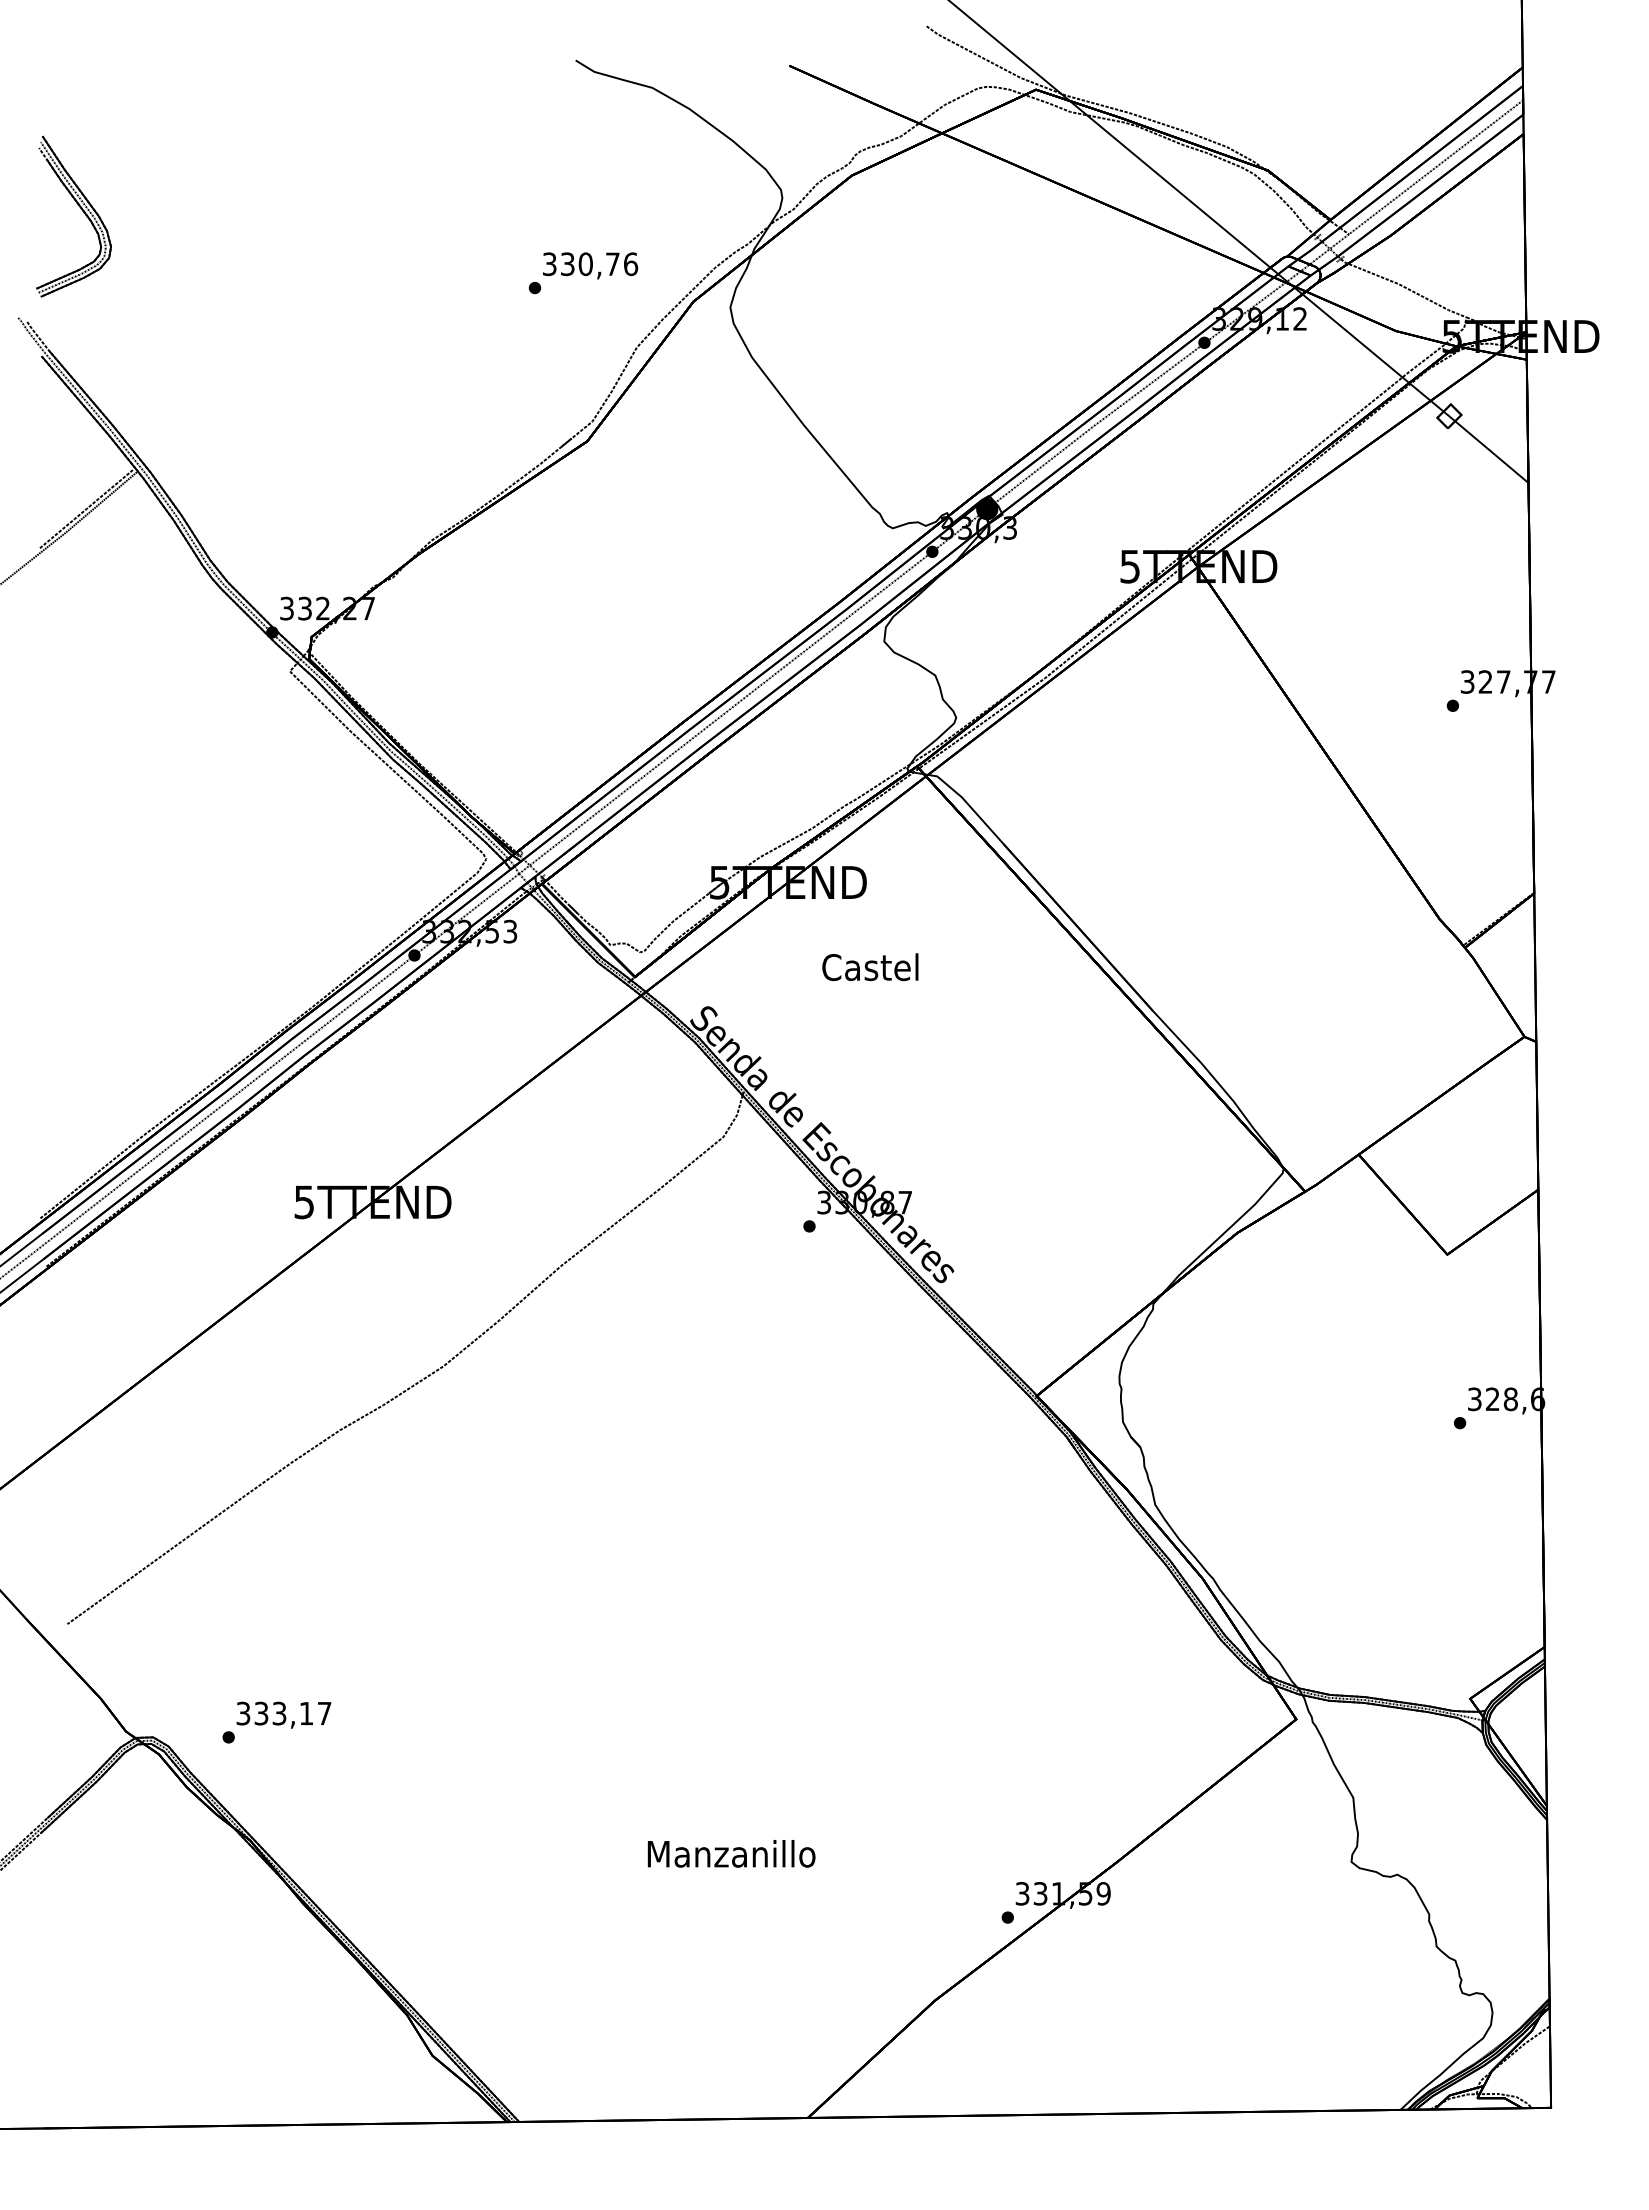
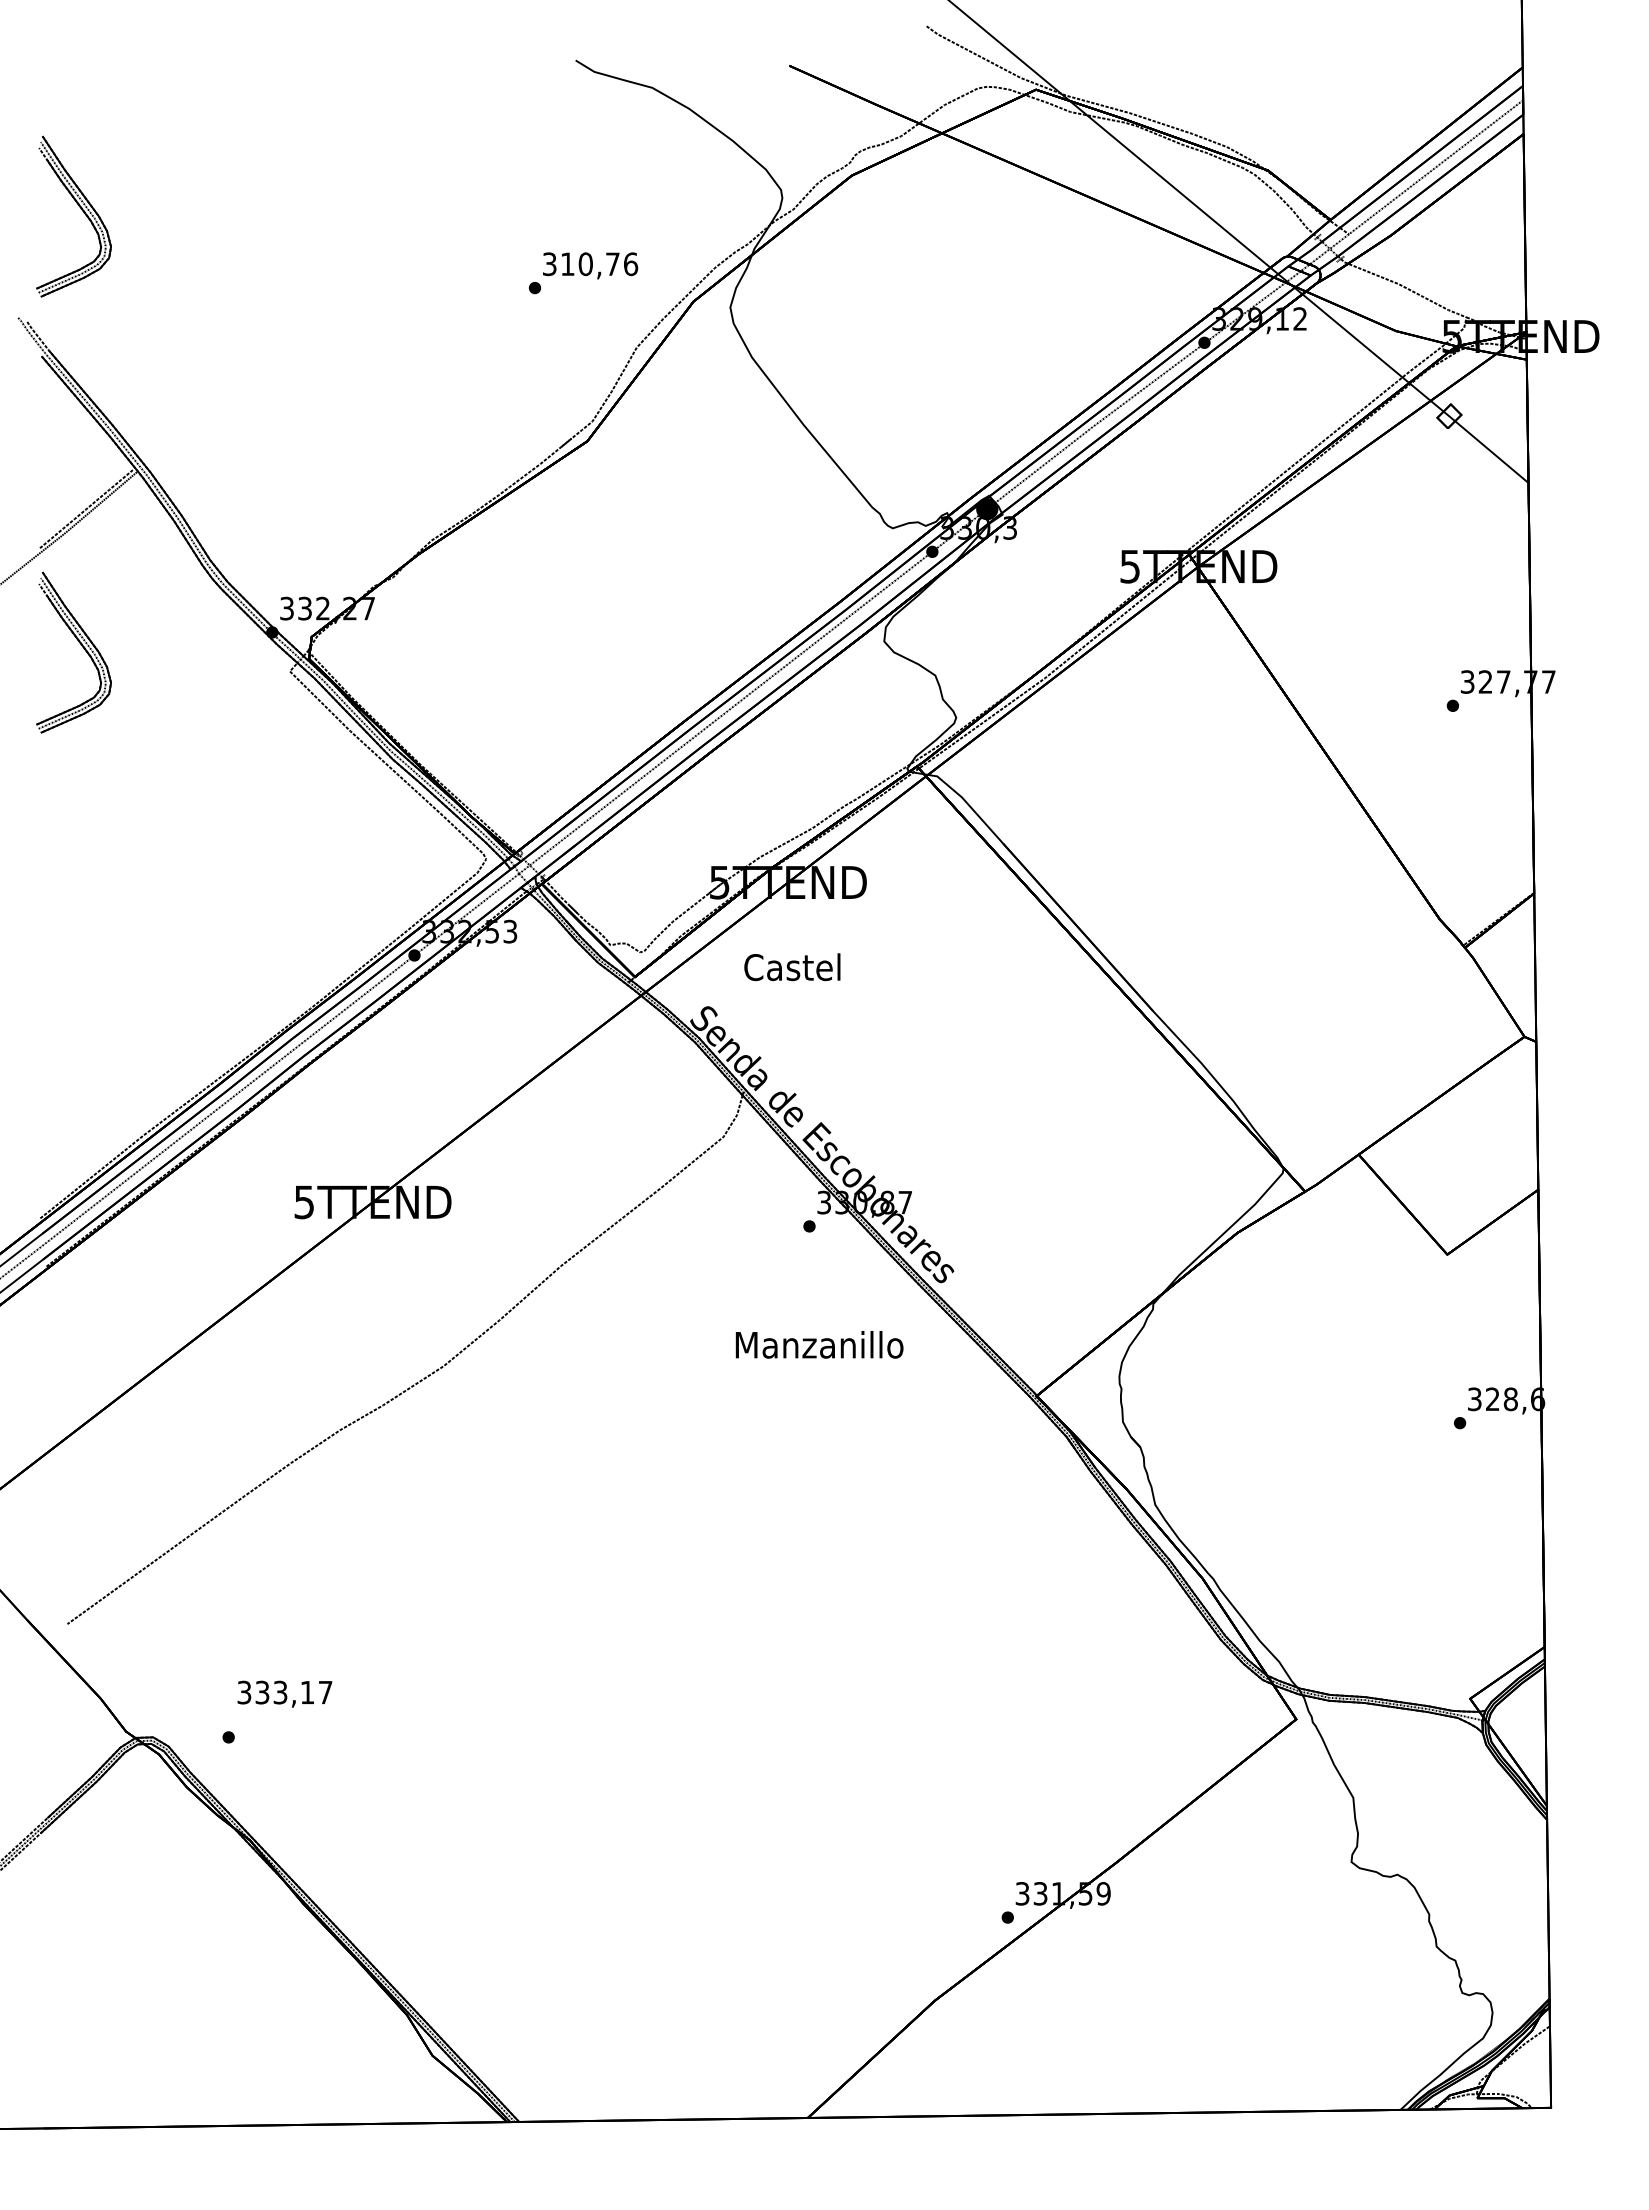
text: 330,76 -> 310,76 (567, 264)
part: none -> present (81, 646)
text position: (870, 967) -> (792, 967) (792, 967)
text position: (283, 1714) -> (284, 1693) (284, 1693)
text position: (731, 1853) -> (819, 1344) (819, 1344)
